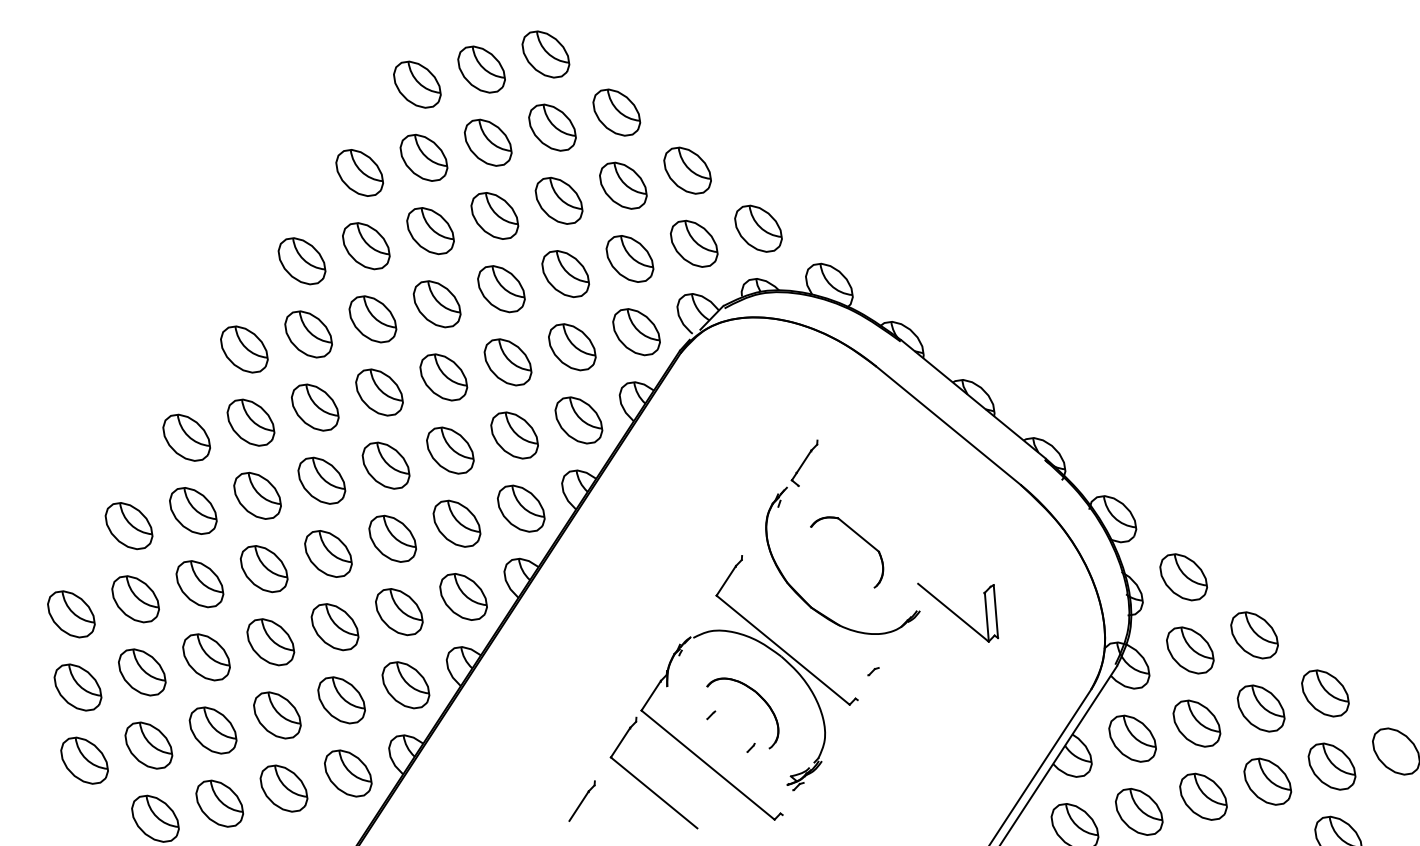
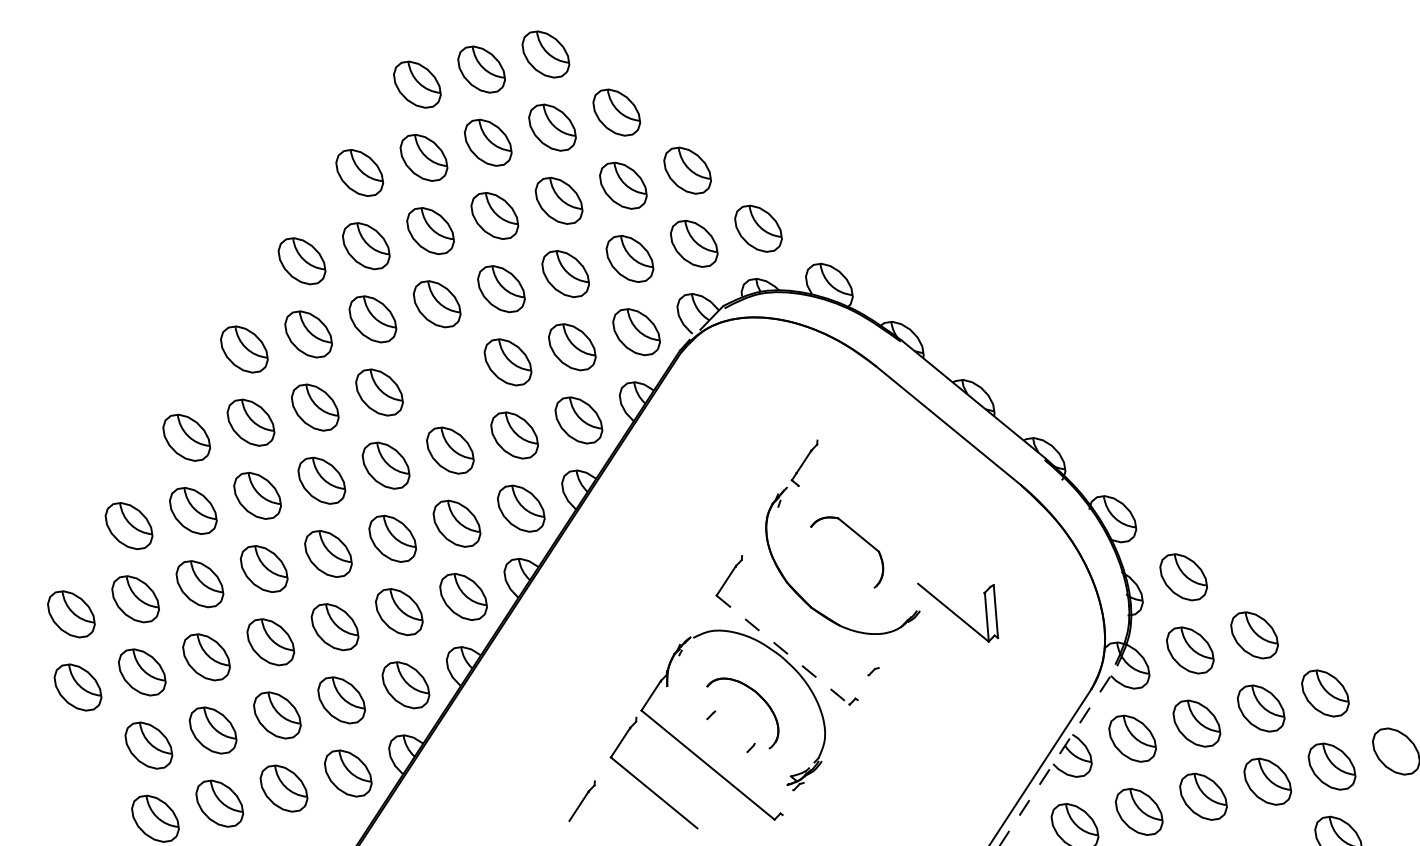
part: present -> none (443, 377)
line: solid -> dashed (783, 650)
line: solid -> dashed (1058, 755)
part: present -> none (84, 760)
